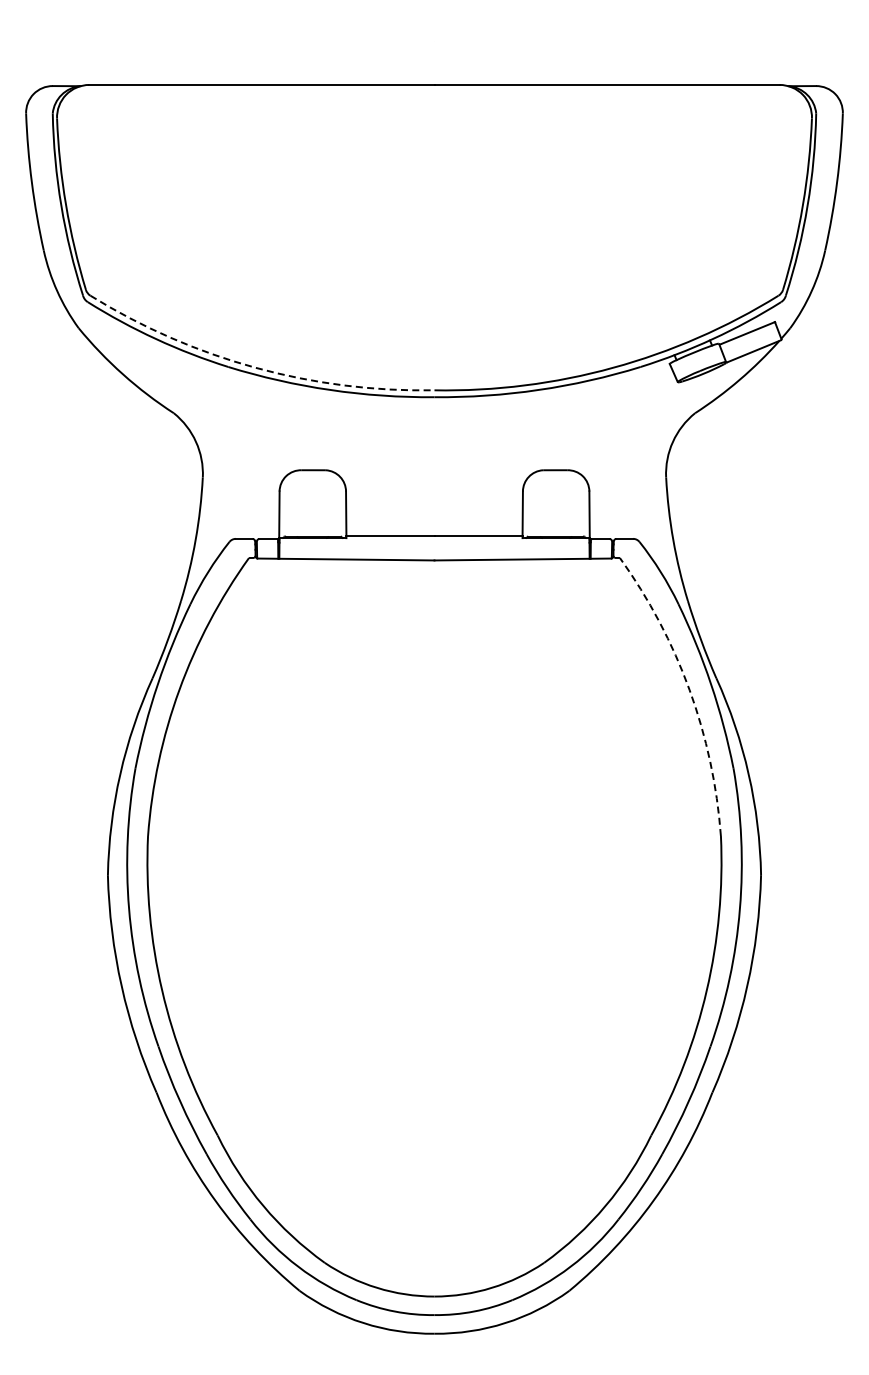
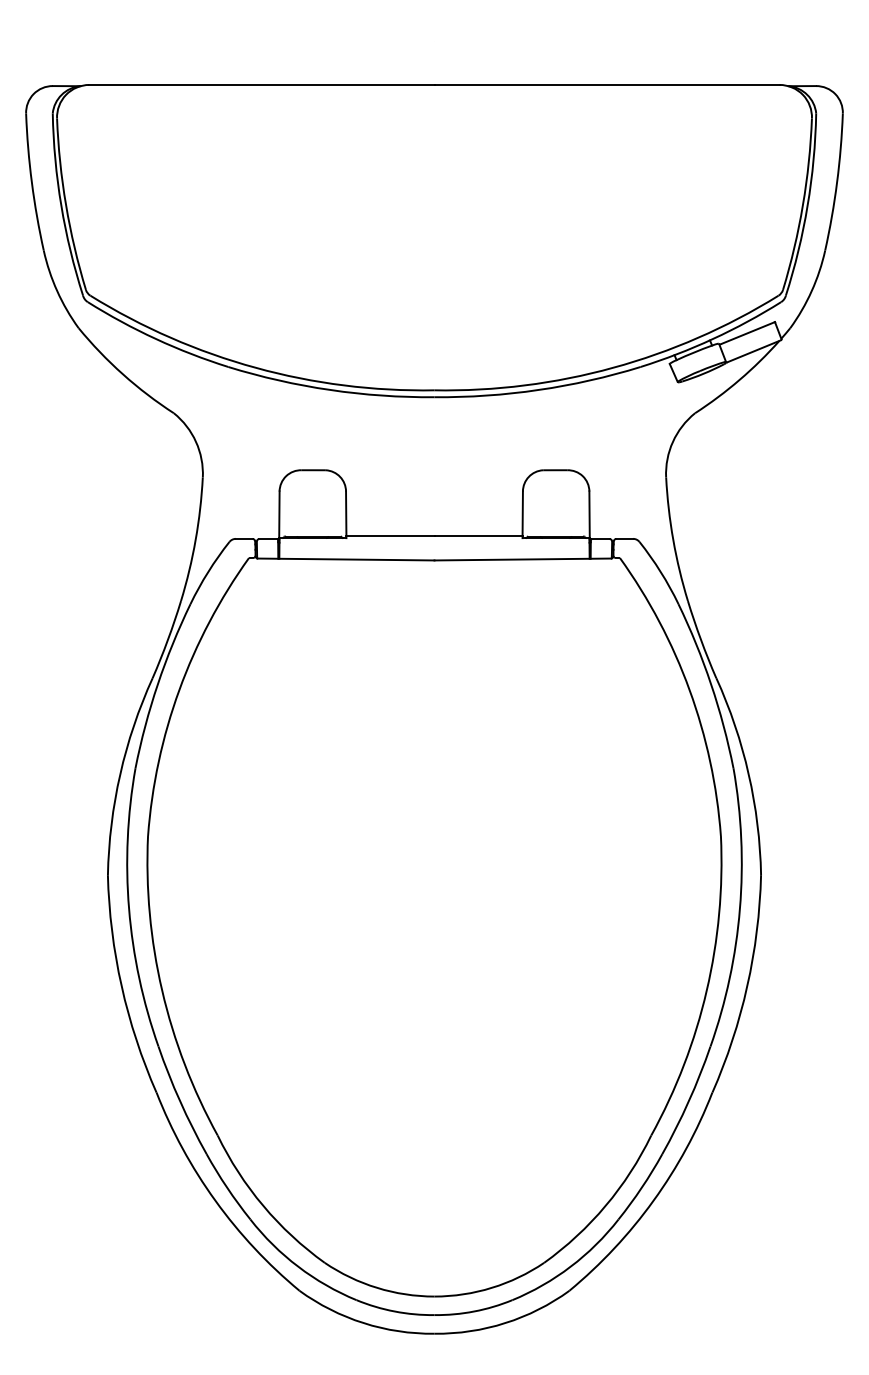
arc: dashed -> solid (255, 367)
arc: dashed -> solid (689, 690)
